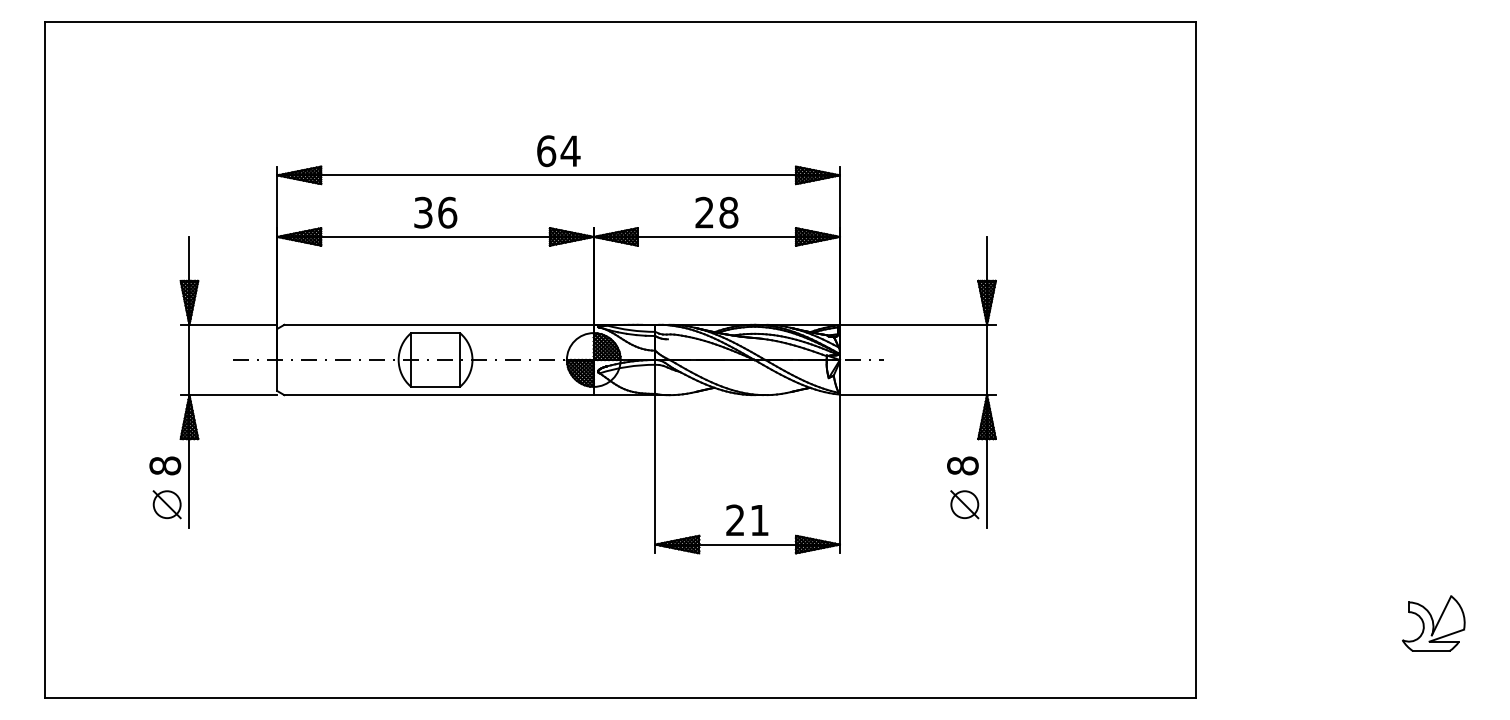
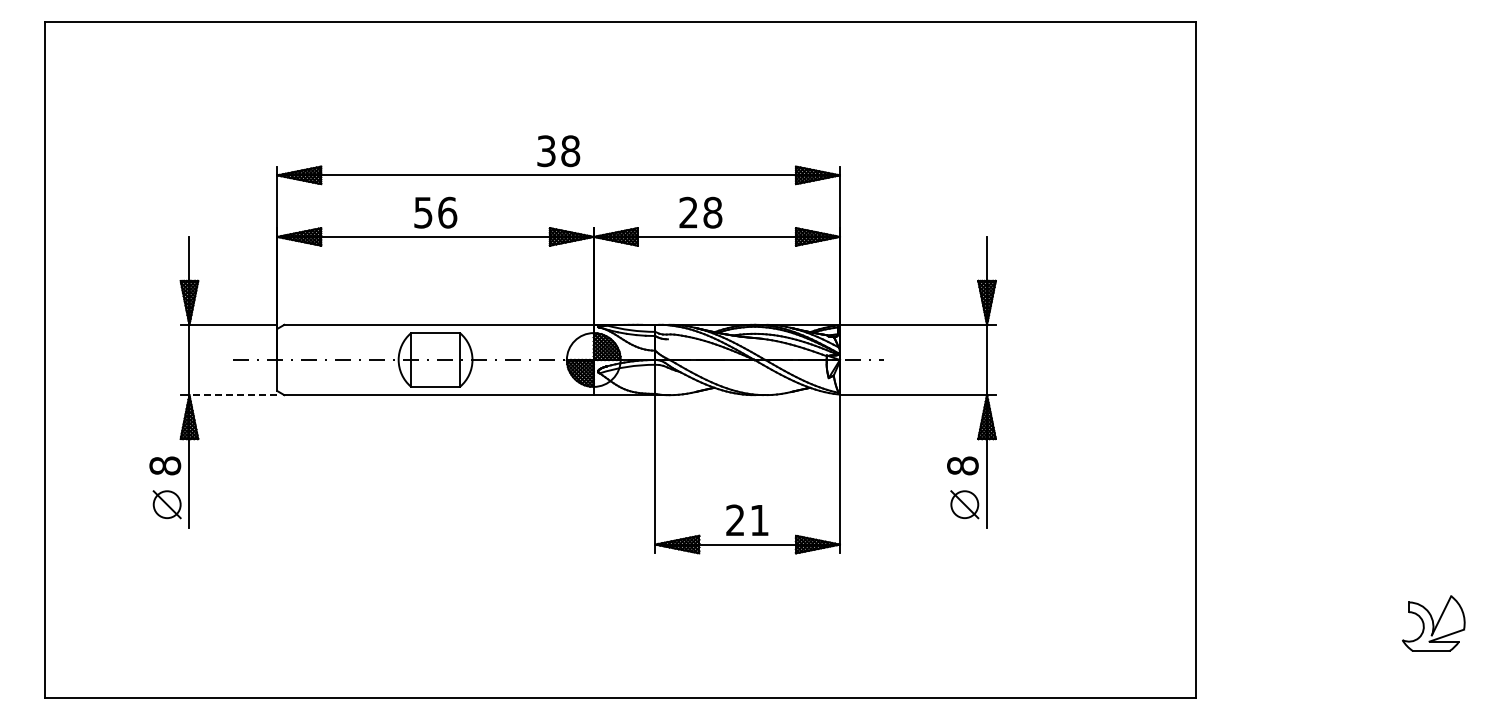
text: 64 -> 38 (558, 151)
text: 36 -> 56 (423, 211)
text position: (716, 212) -> (700, 212) (700, 212)
line: solid -> dashed (233, 395)
